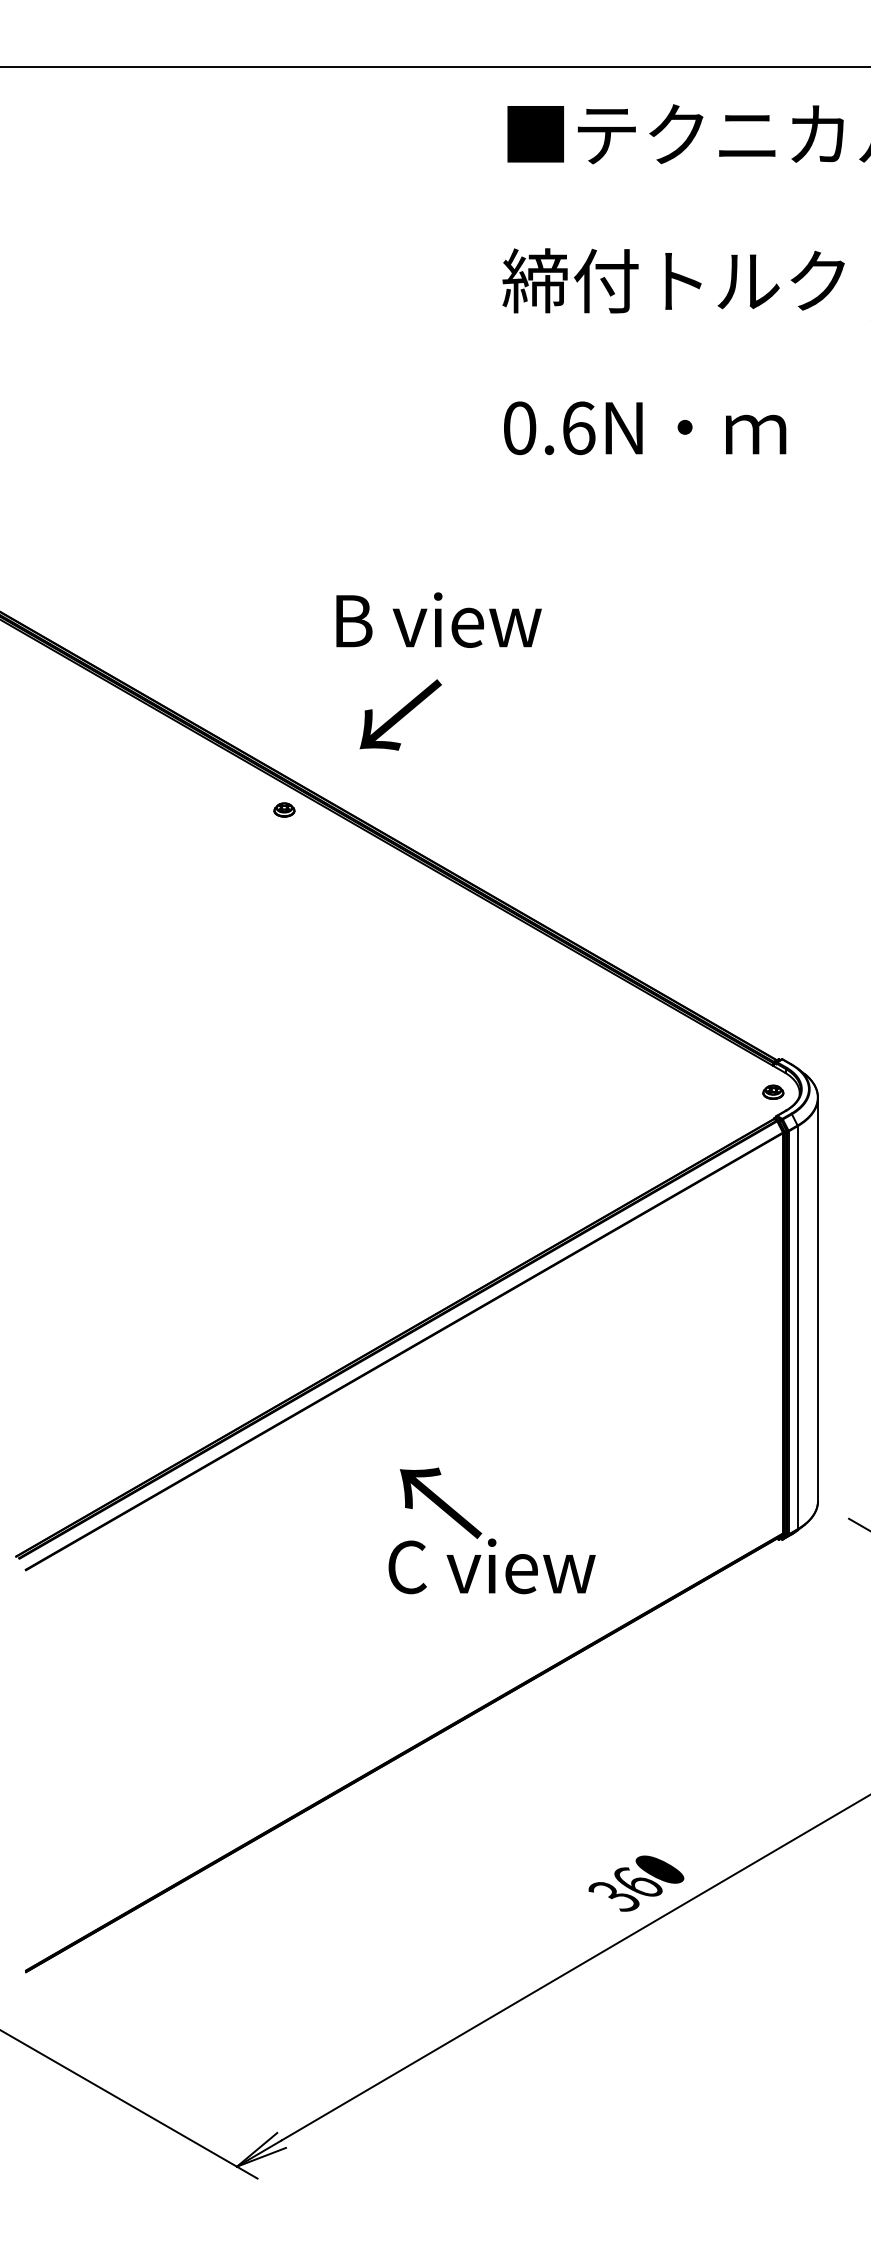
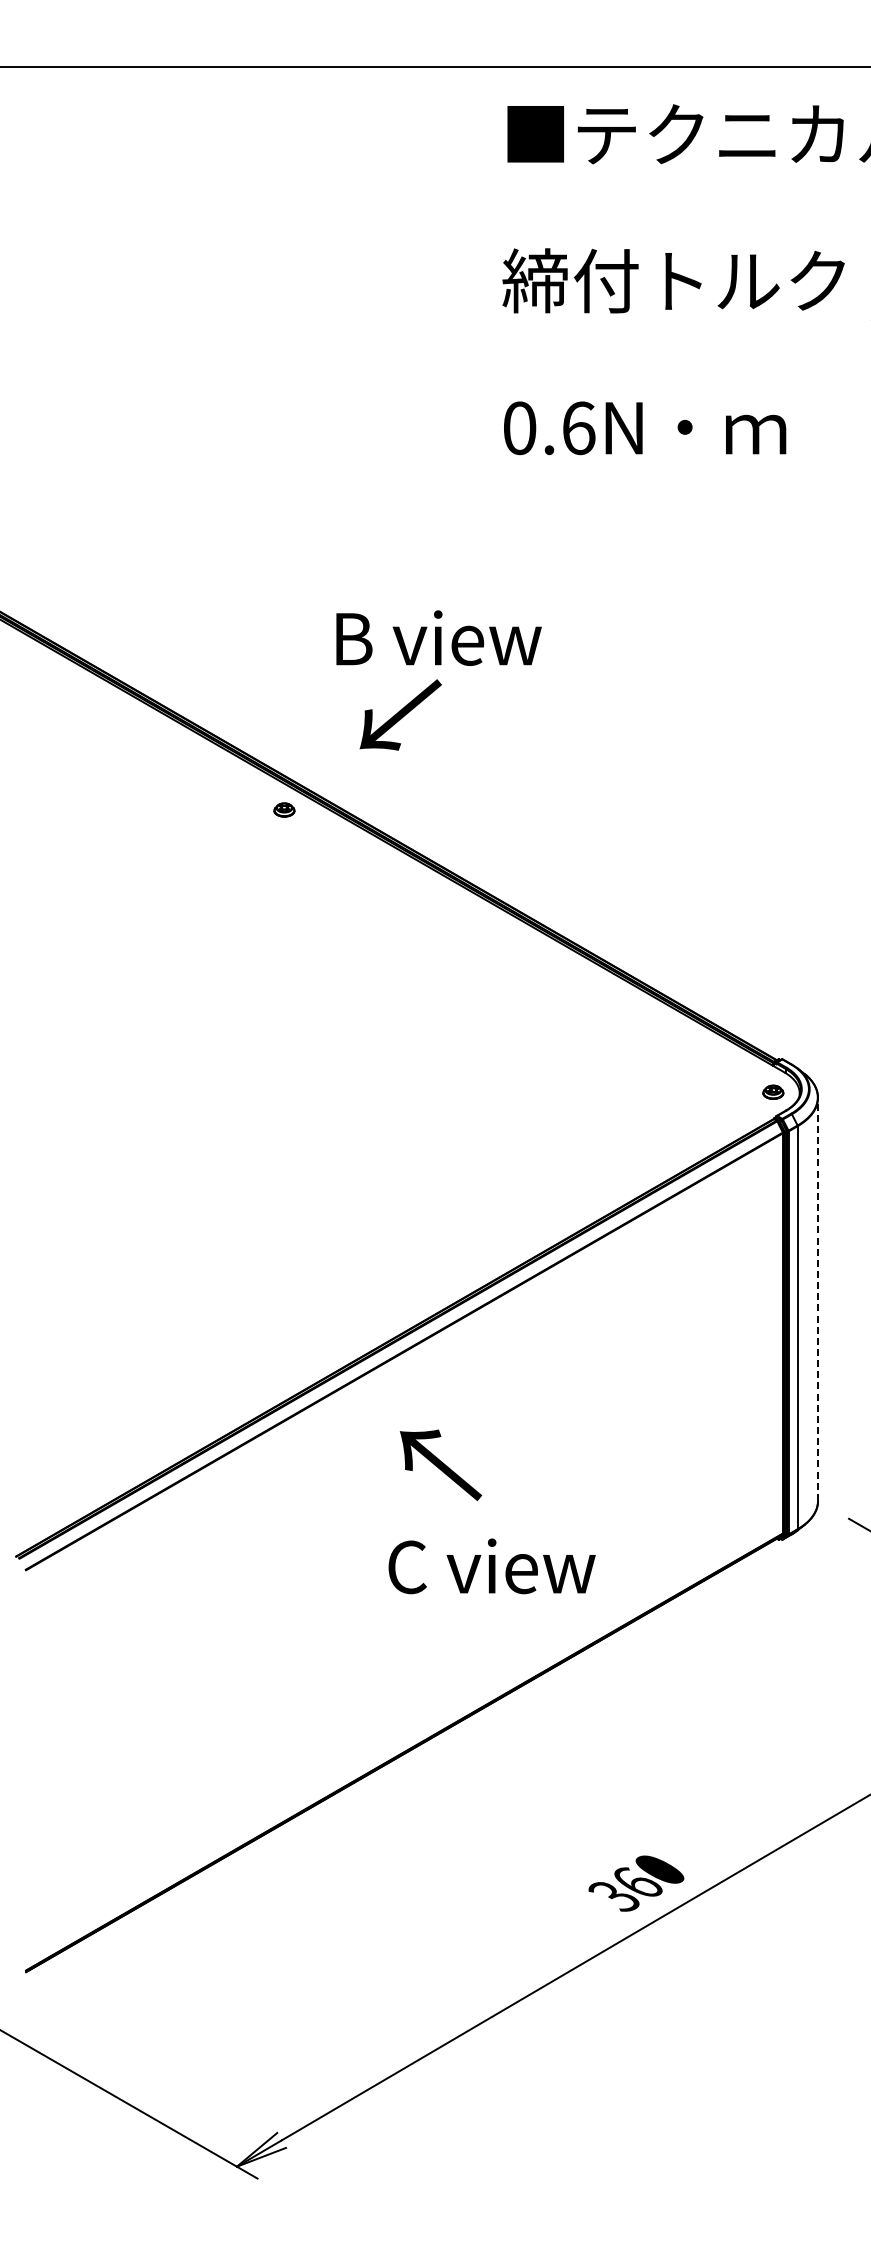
text position: (438, 619) -> (438, 637) (438, 637)
line: solid -> dashed (818, 1299)
text position: (440, 1502) -> (440, 1464) (440, 1464)
